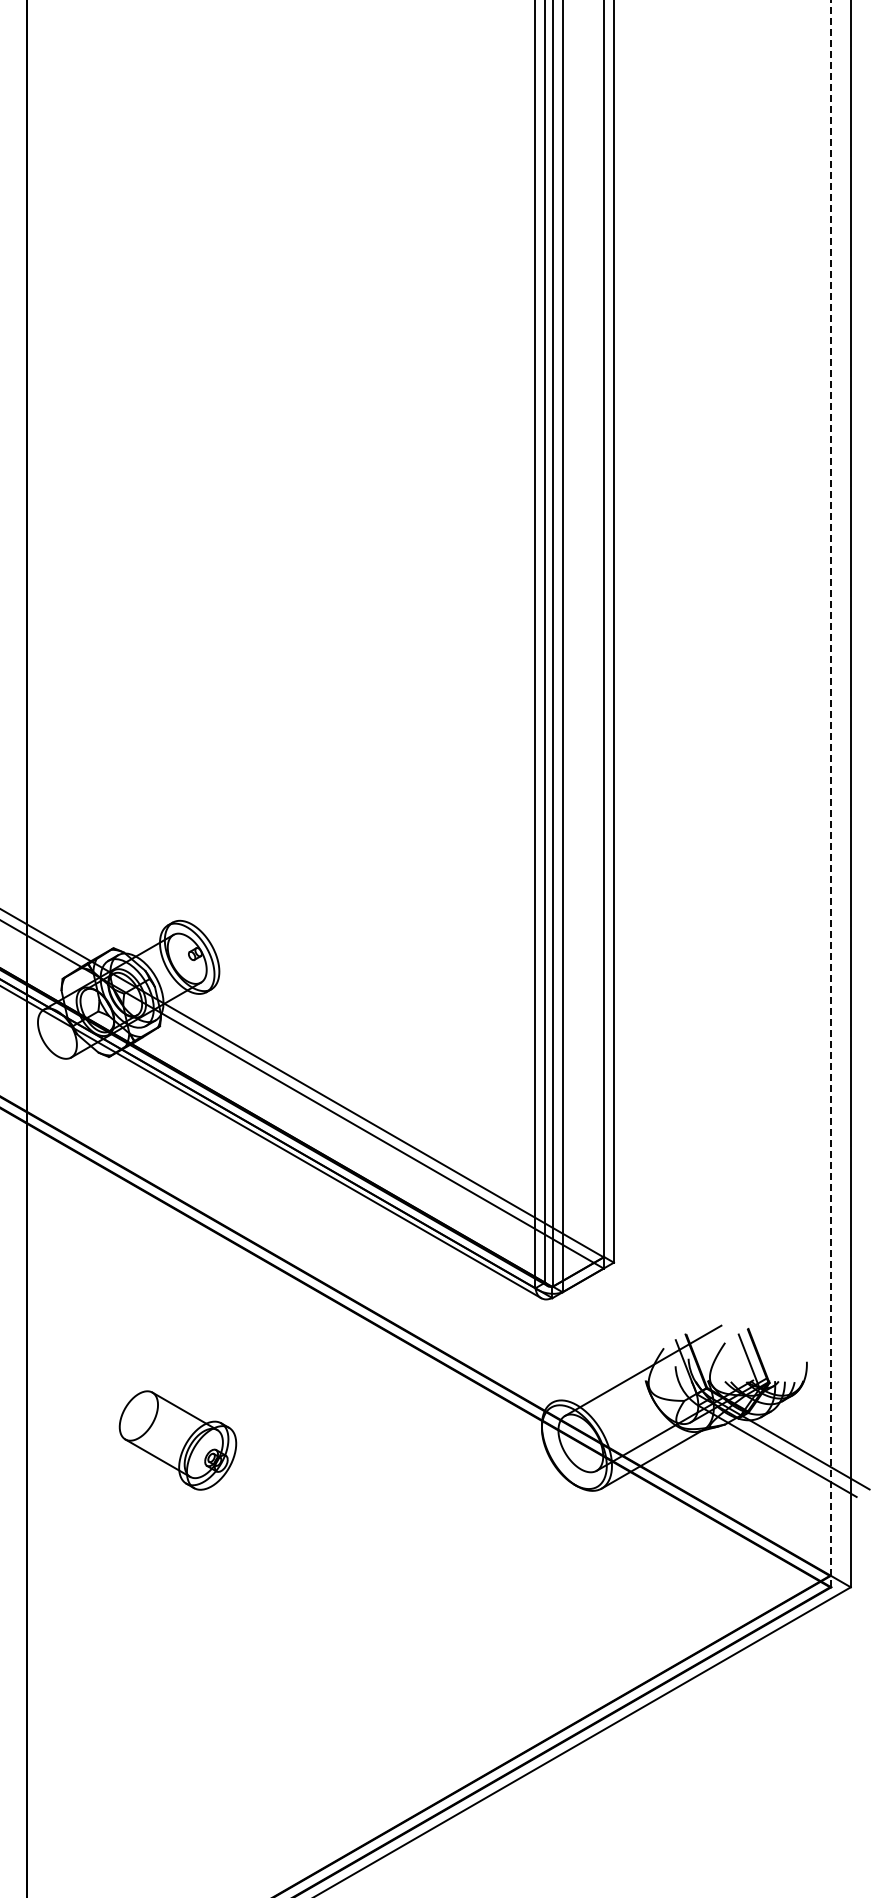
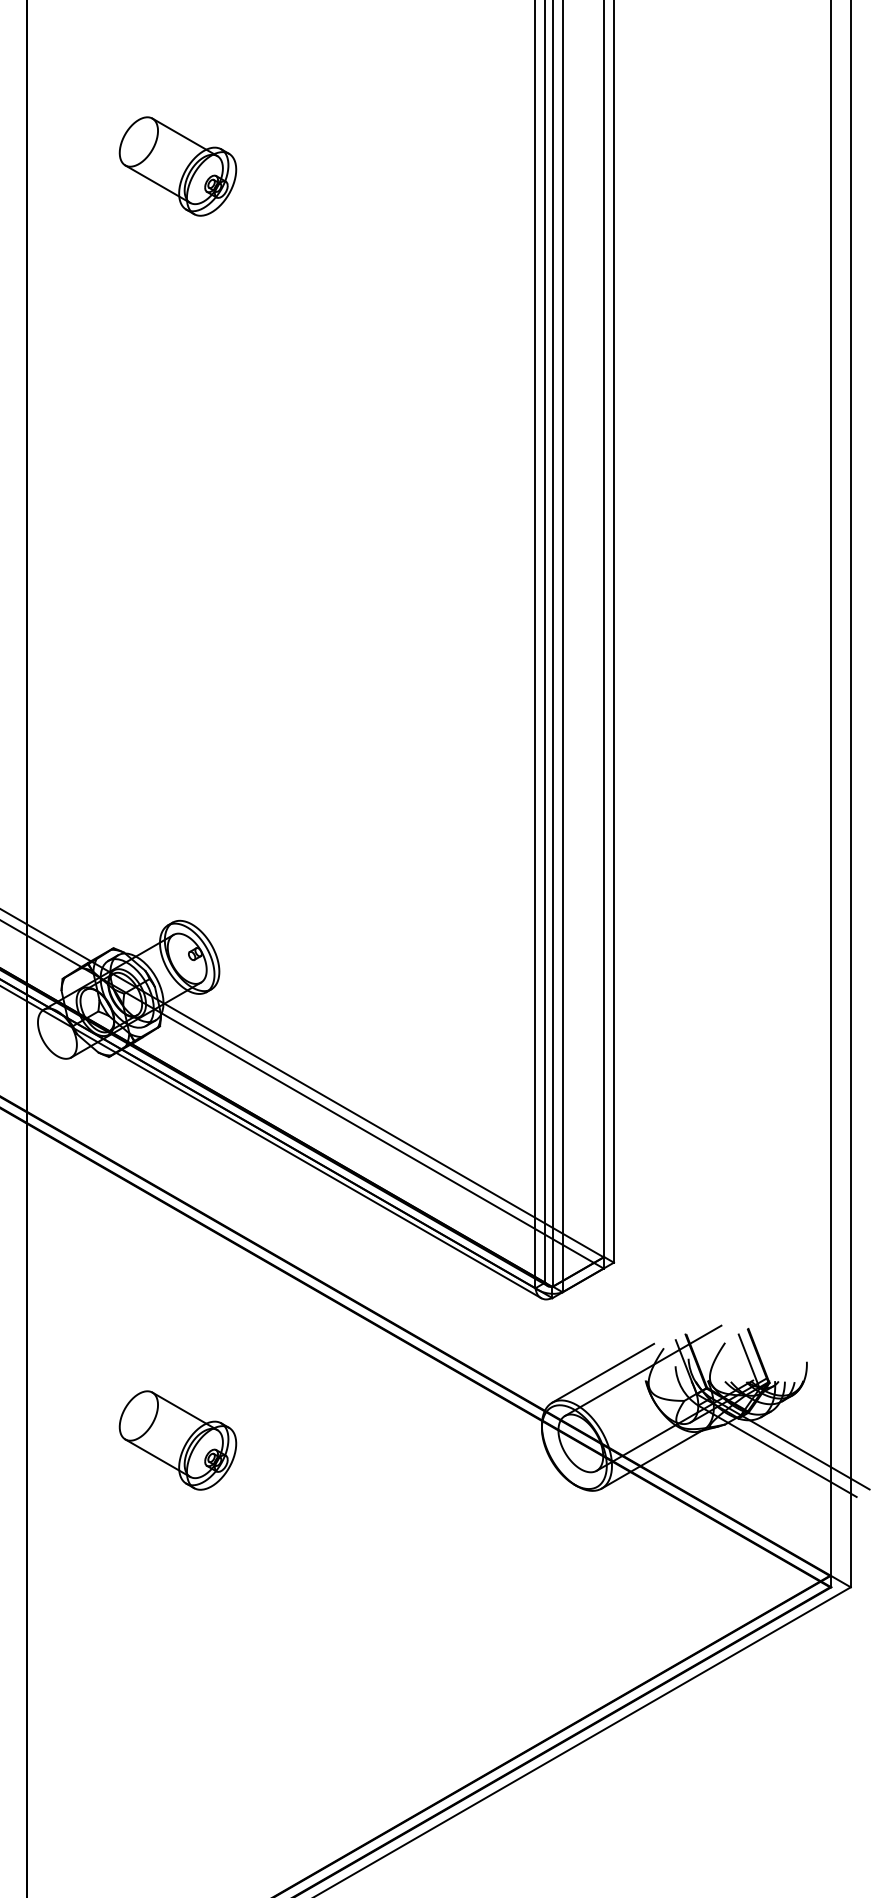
part: none -> present (177, 166)
line: dashed -> solid (831, 793)
line: none -> present (603, 1372)
